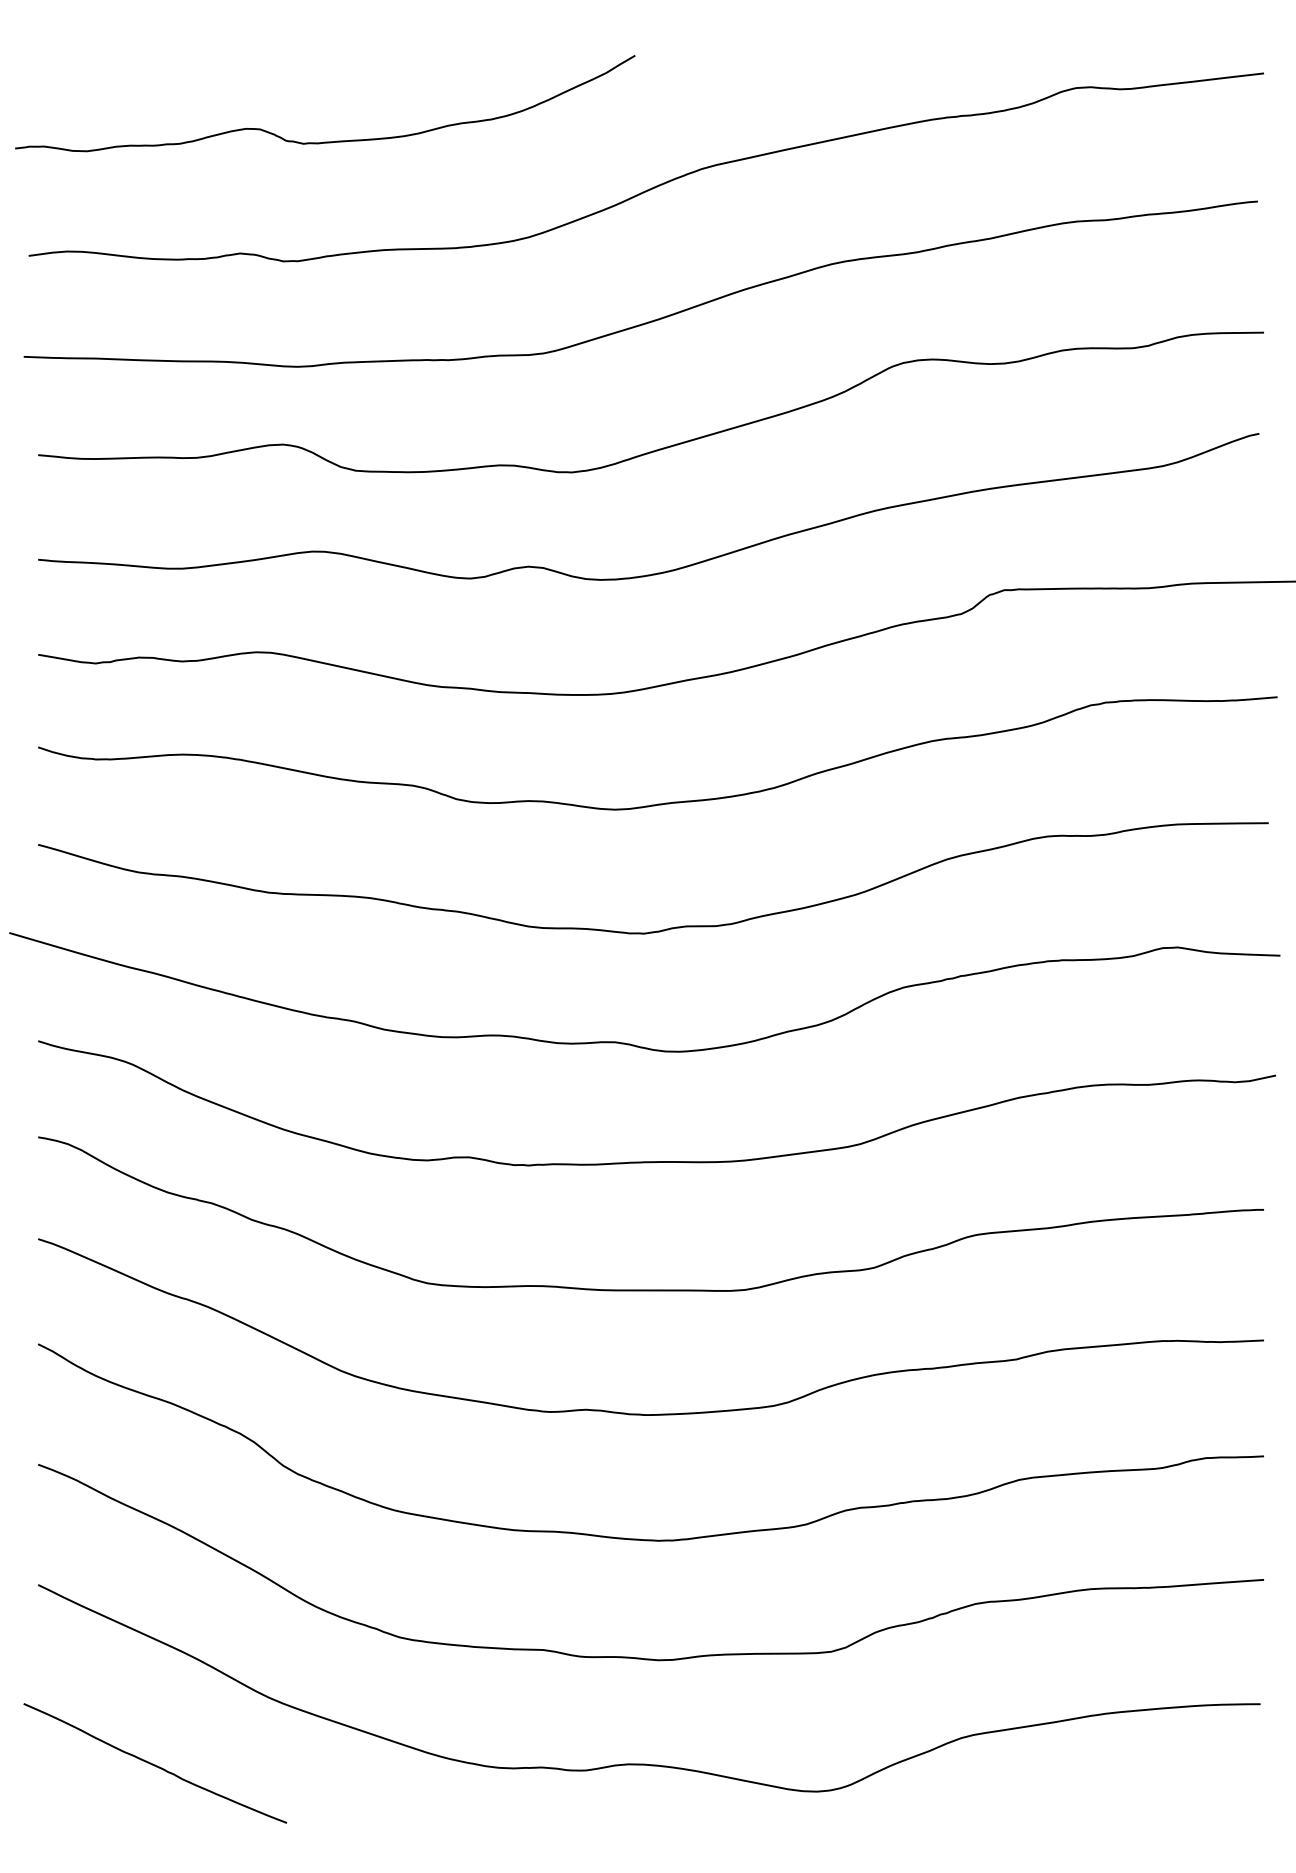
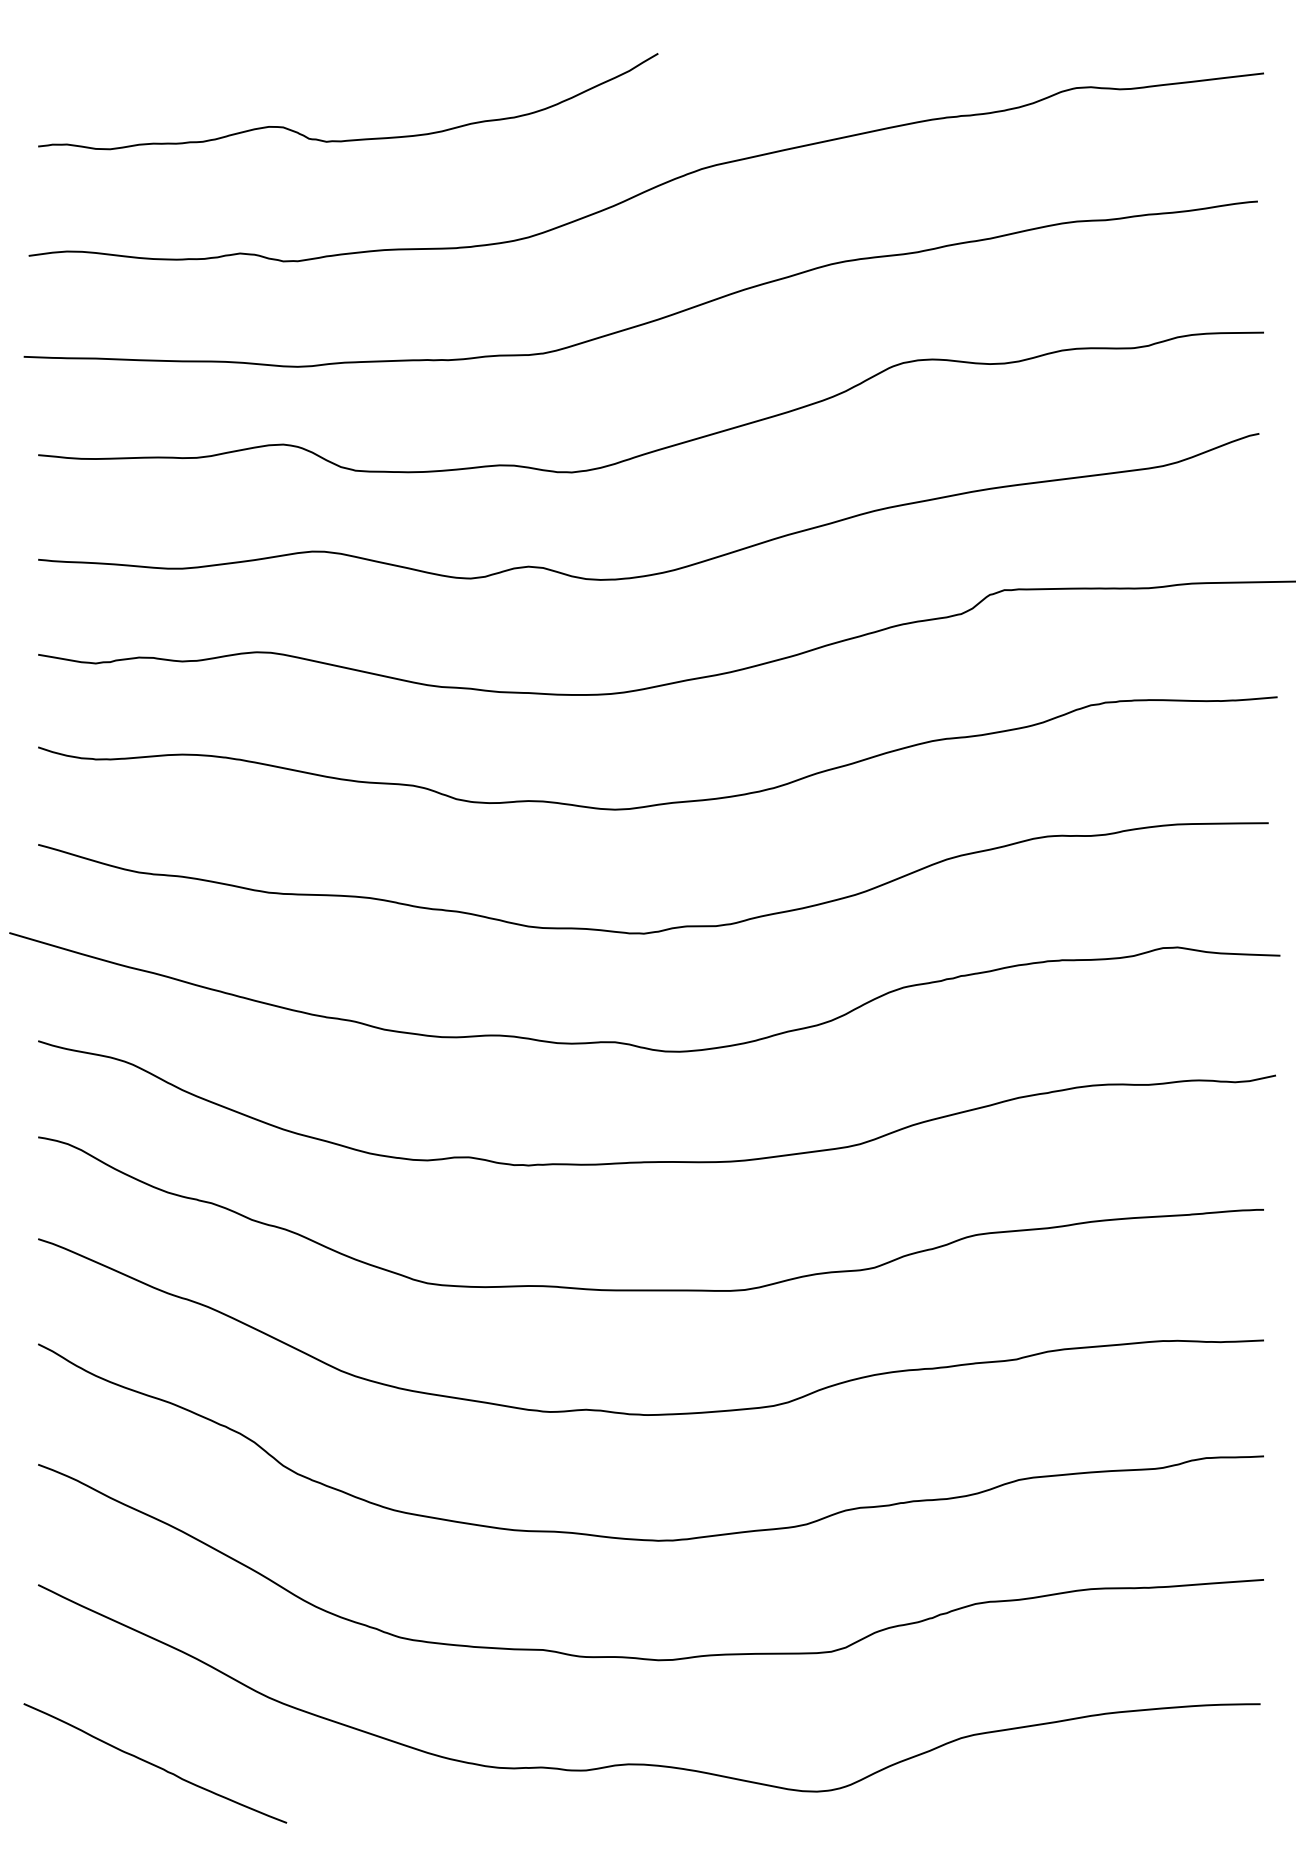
curve position: (325, 141) -> (348, 139) (348, 139)
